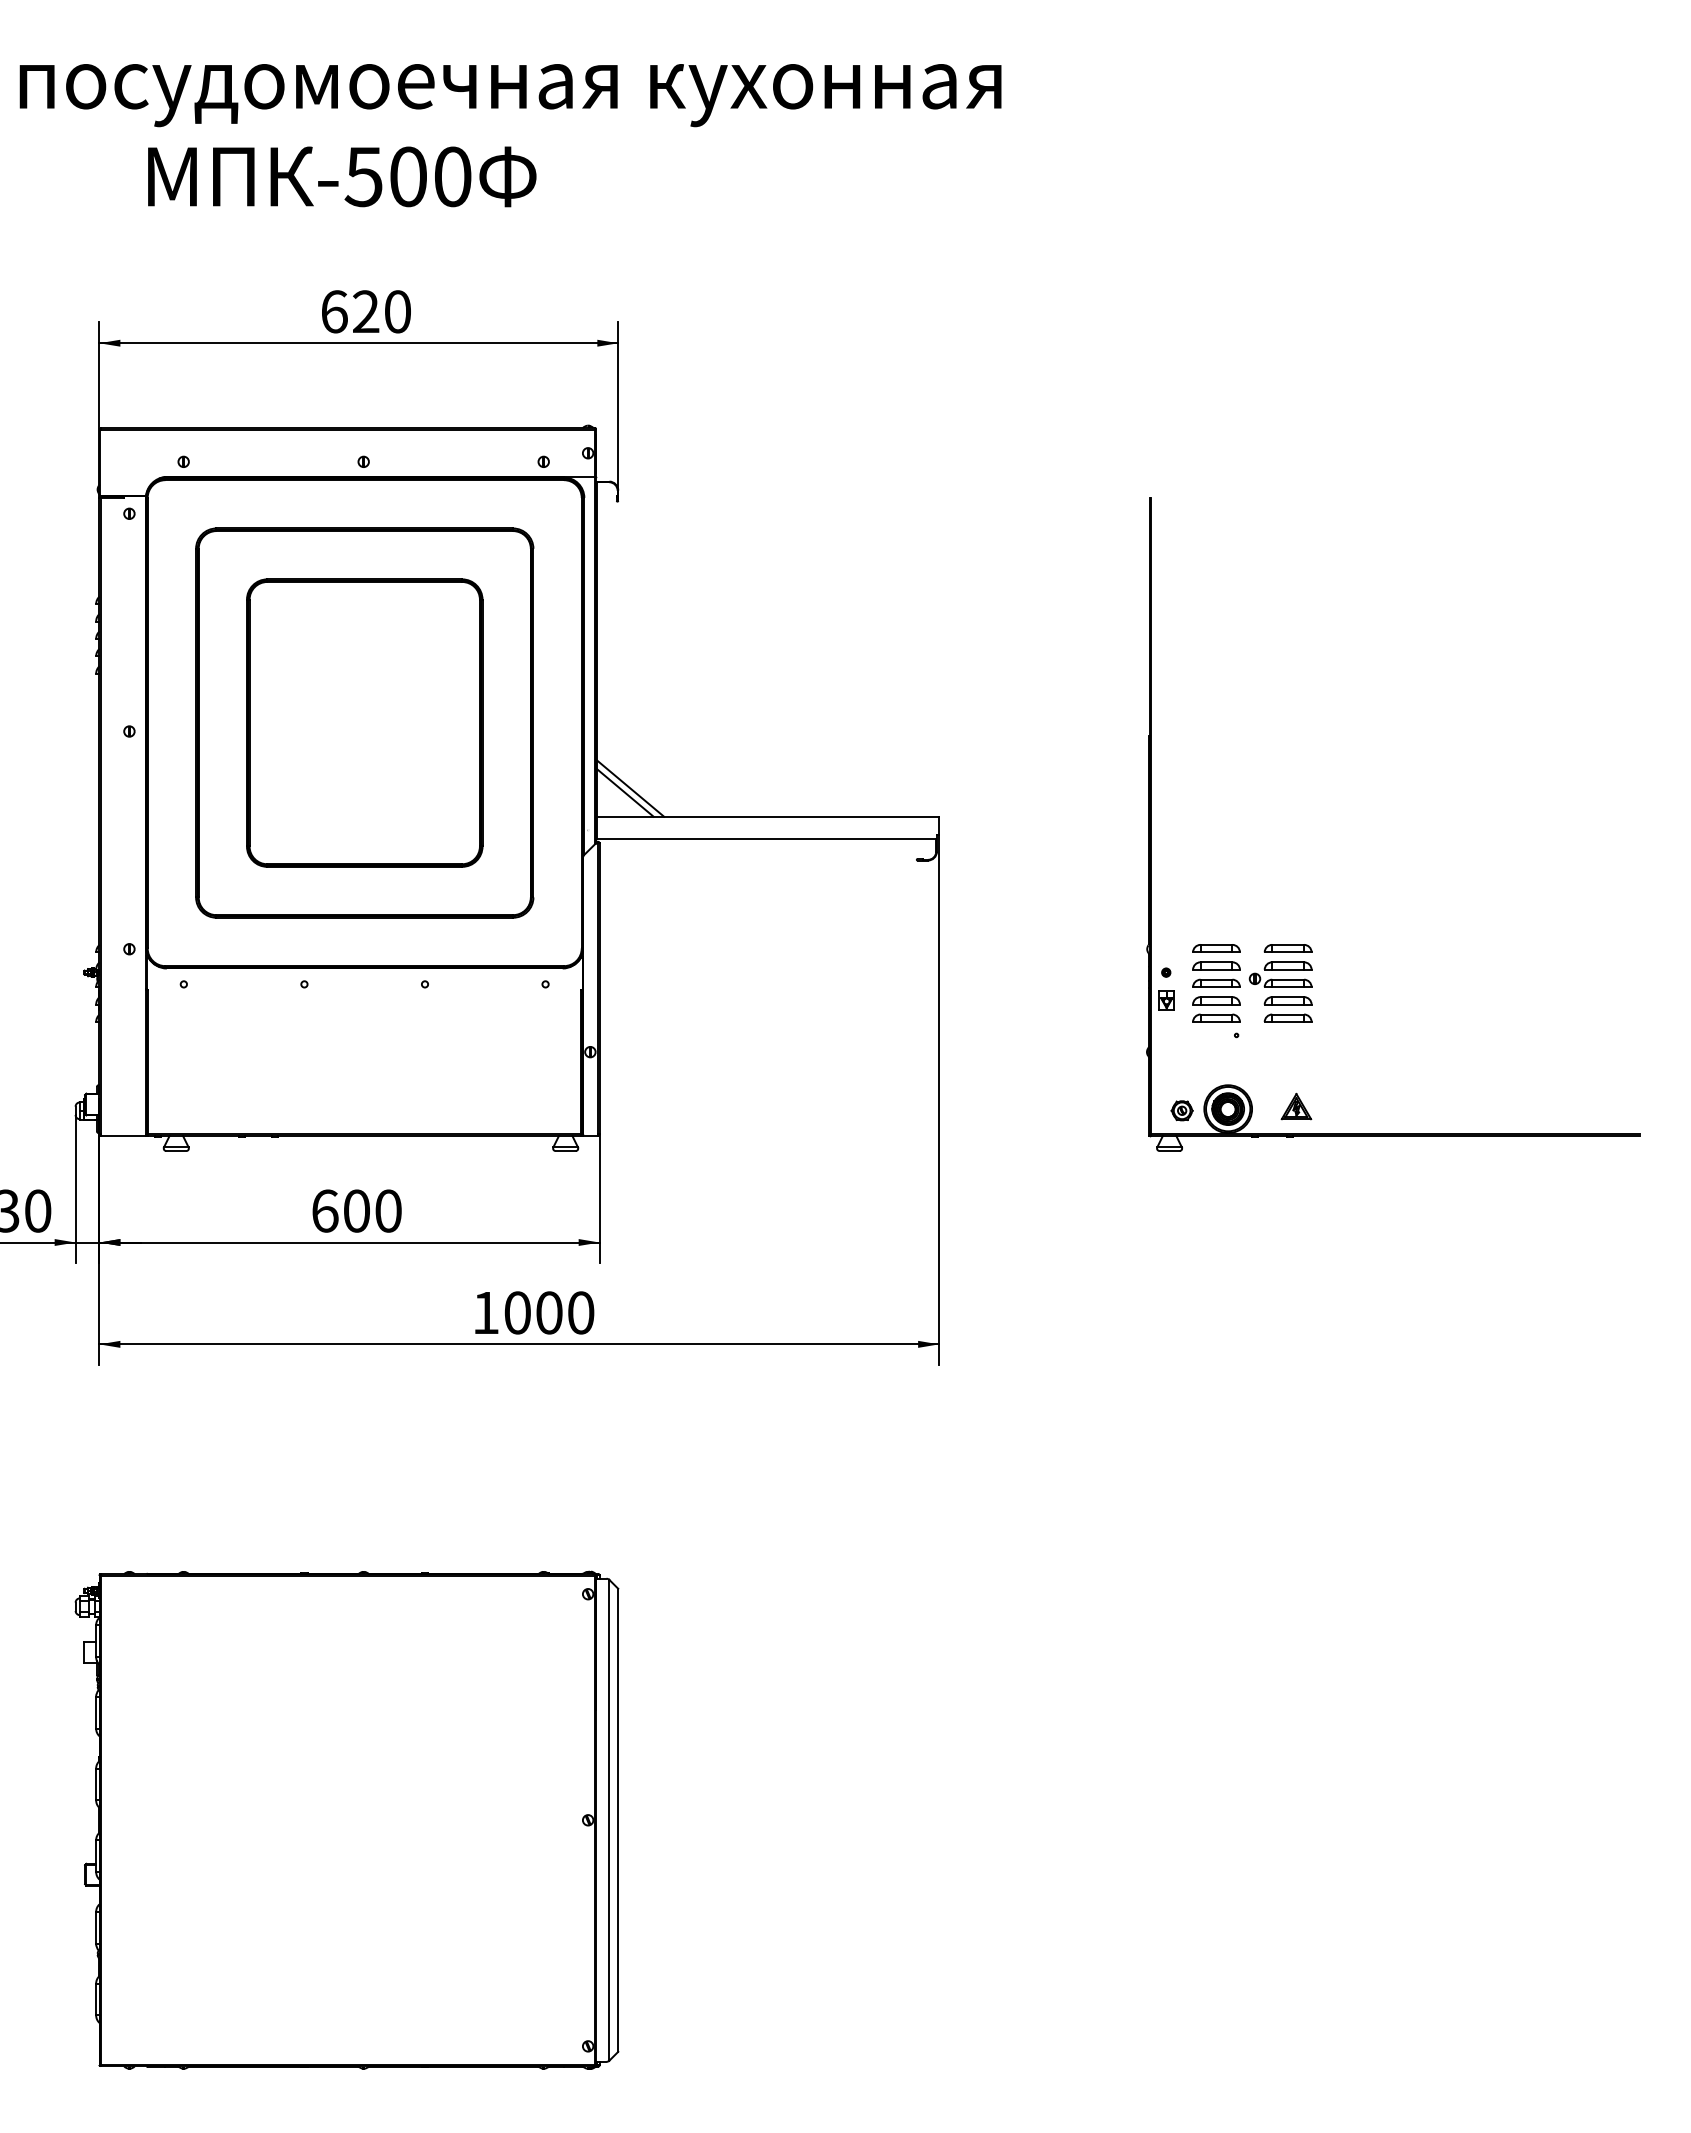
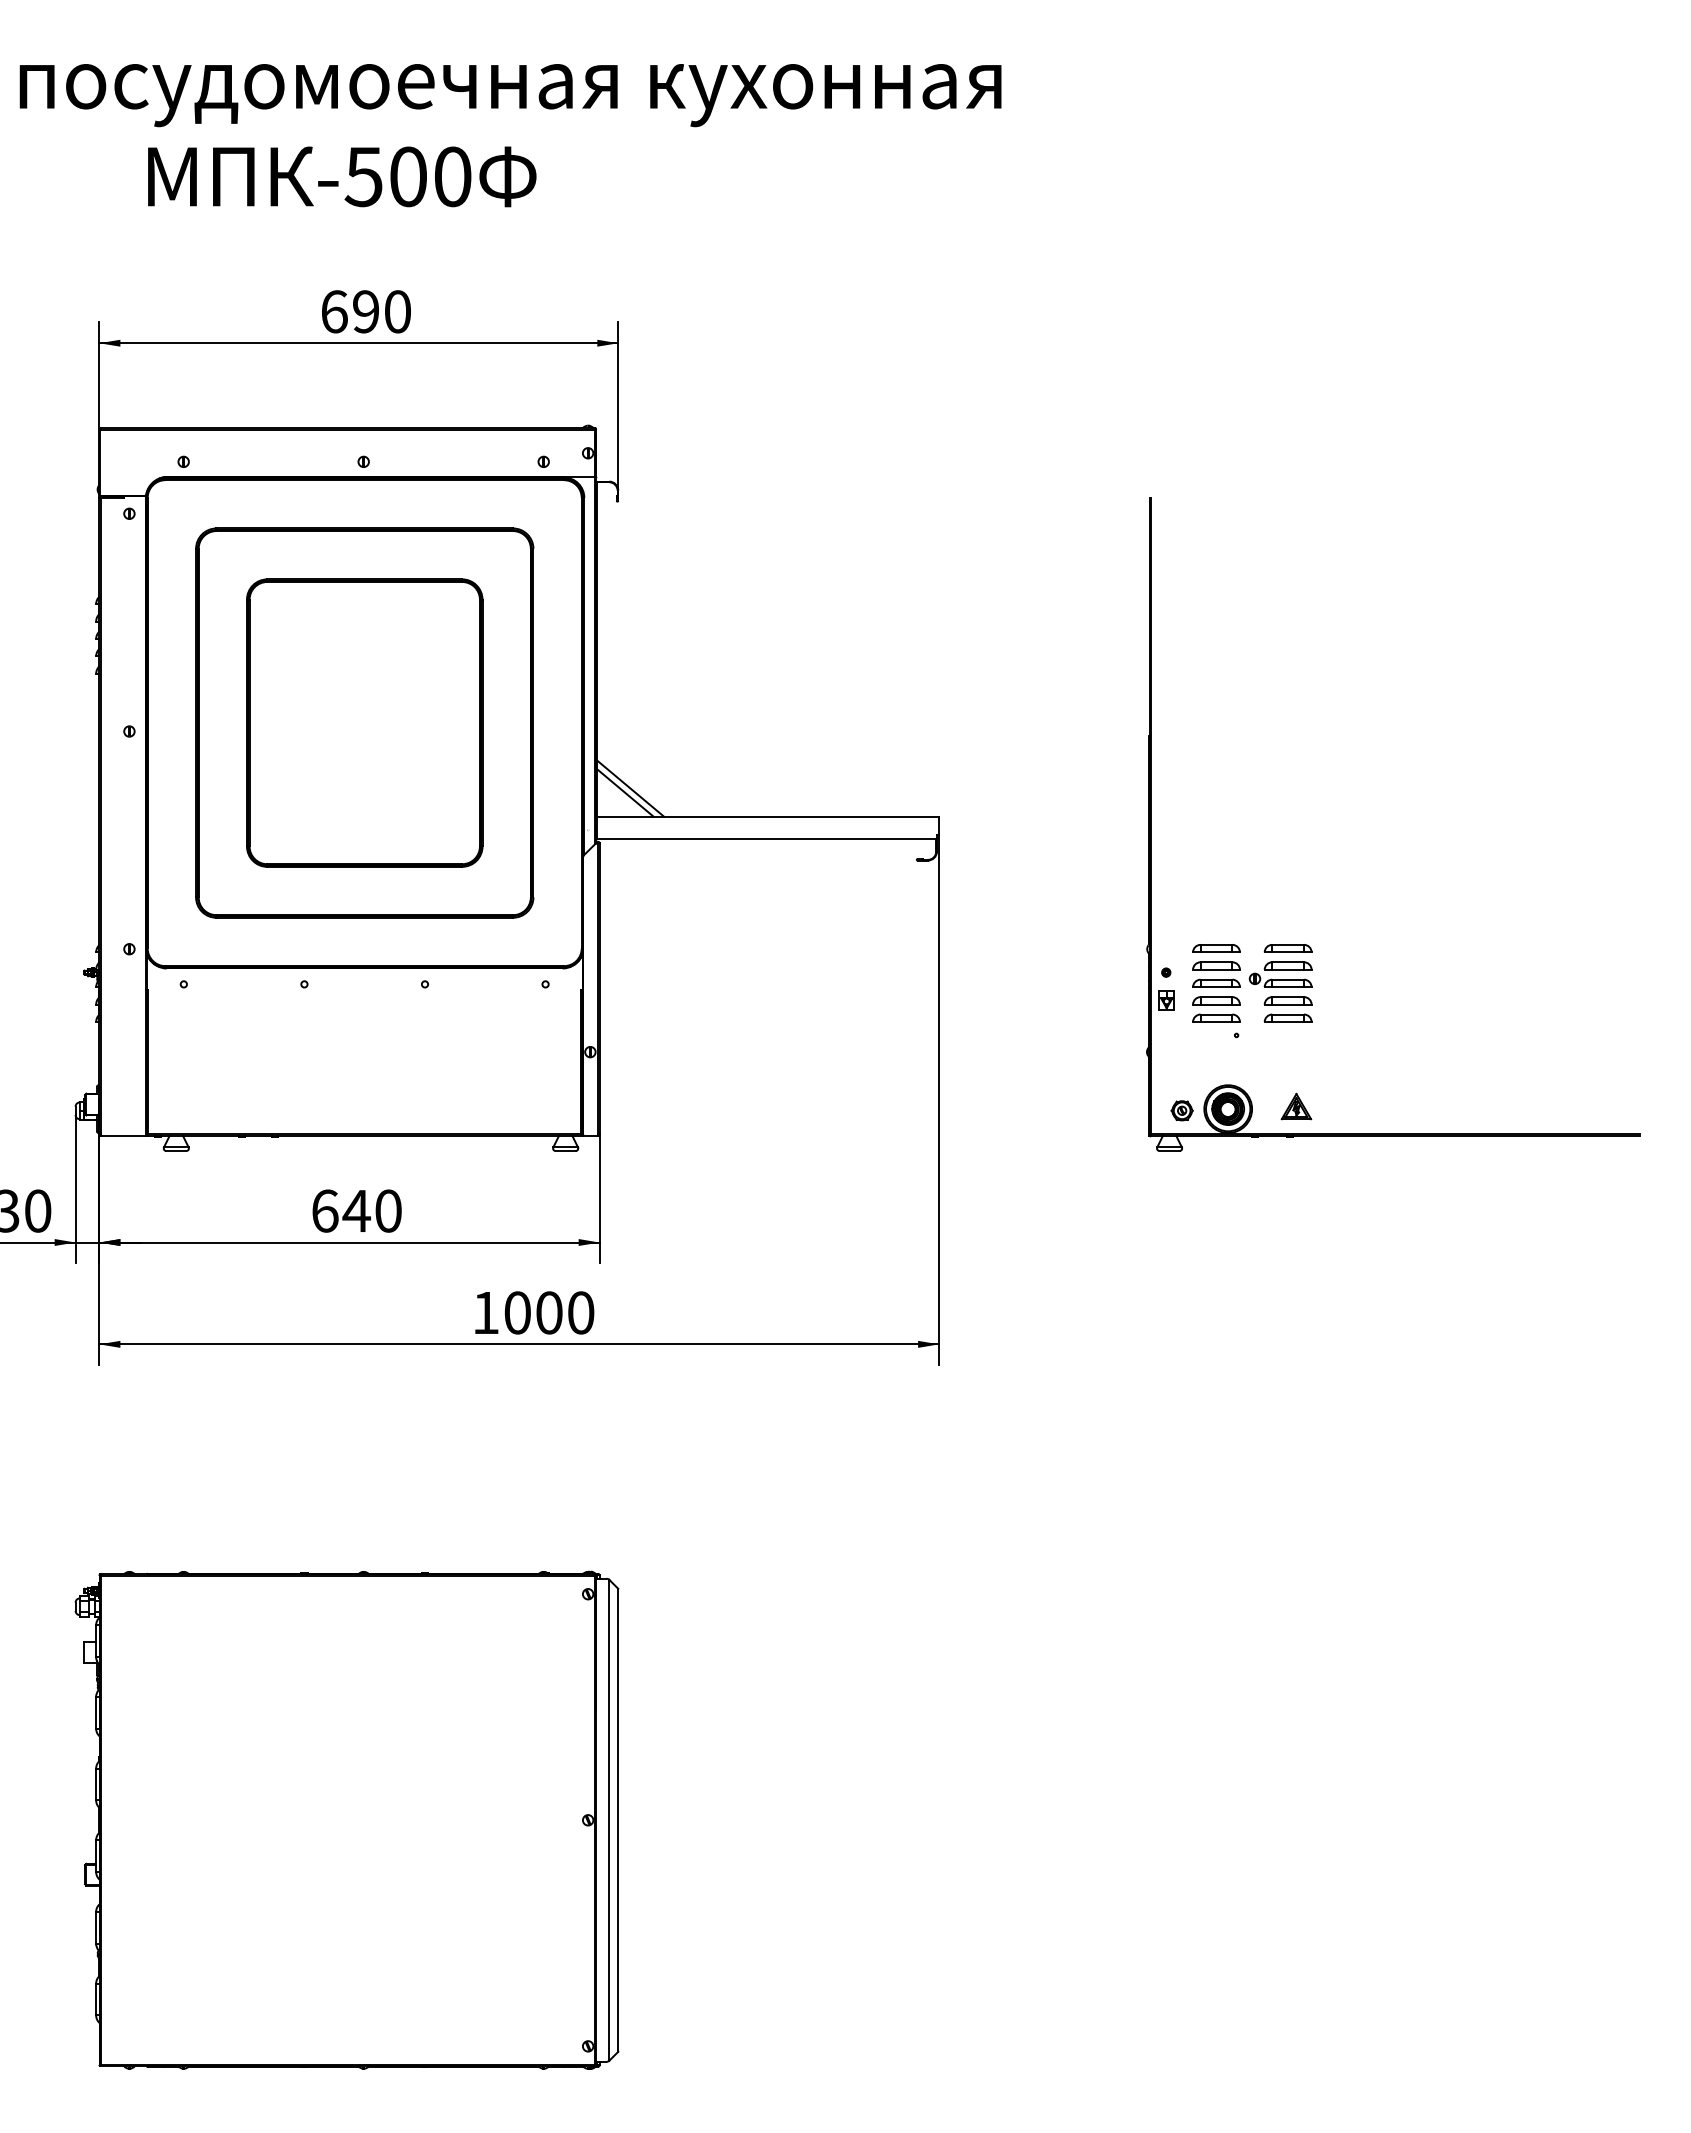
text: 620 -> 690 (366, 311)
text: 600 -> 640 (356, 1210)
